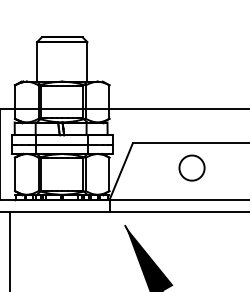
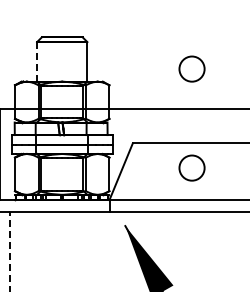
line: solid -> dashed (37, 61)
circle: none -> present (191, 68)
line: solid -> dashed (9, 252)
